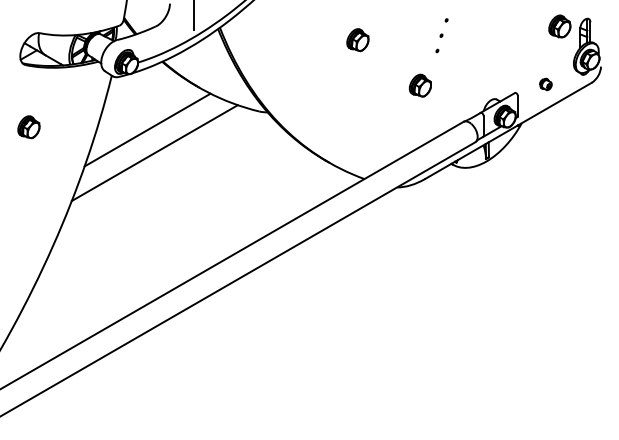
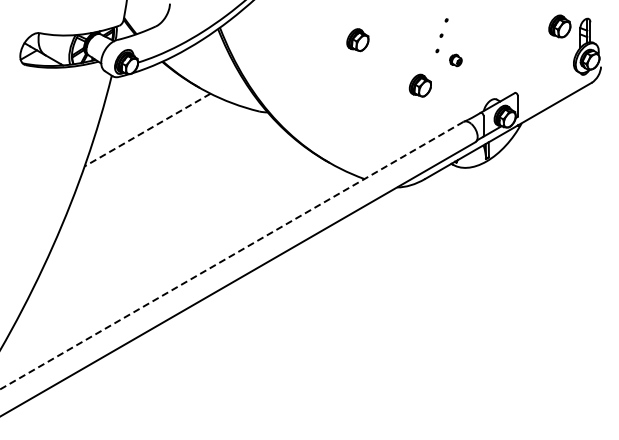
line: present -> none (194, 16)
part position: (545, 84) -> (455, 60) (455, 60)
part: present -> none (28, 127)
line: solid -> dashed (147, 130)
line: present -> none (154, 153)
line: solid -> dashed (231, 255)
